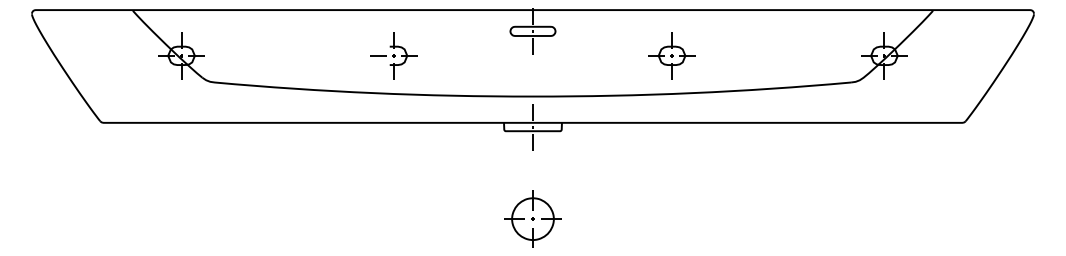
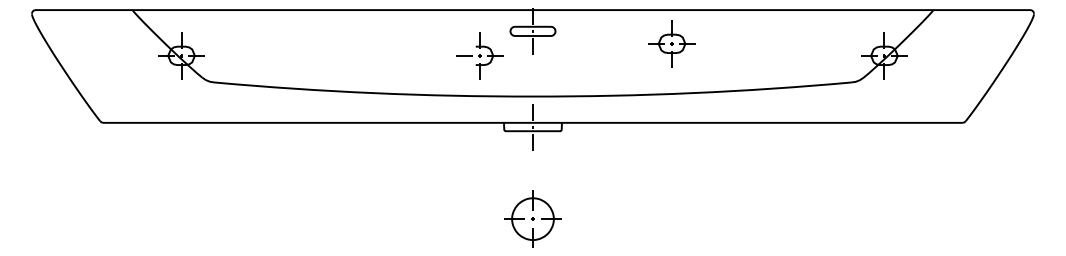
part position: (393, 55) -> (479, 55) (479, 55)
part position: (671, 55) -> (671, 43) (671, 43)
